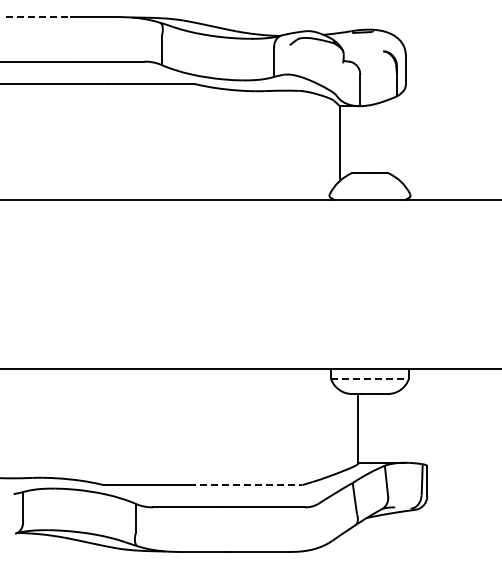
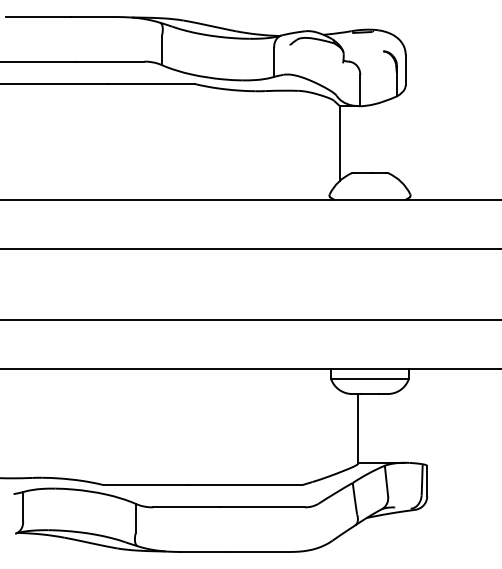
line: dashed -> solid (38, 17)
line: none -> present (250, 248)
line: none -> present (250, 320)
line: dashed -> solid (370, 378)
line: dashed -> solid (245, 485)
